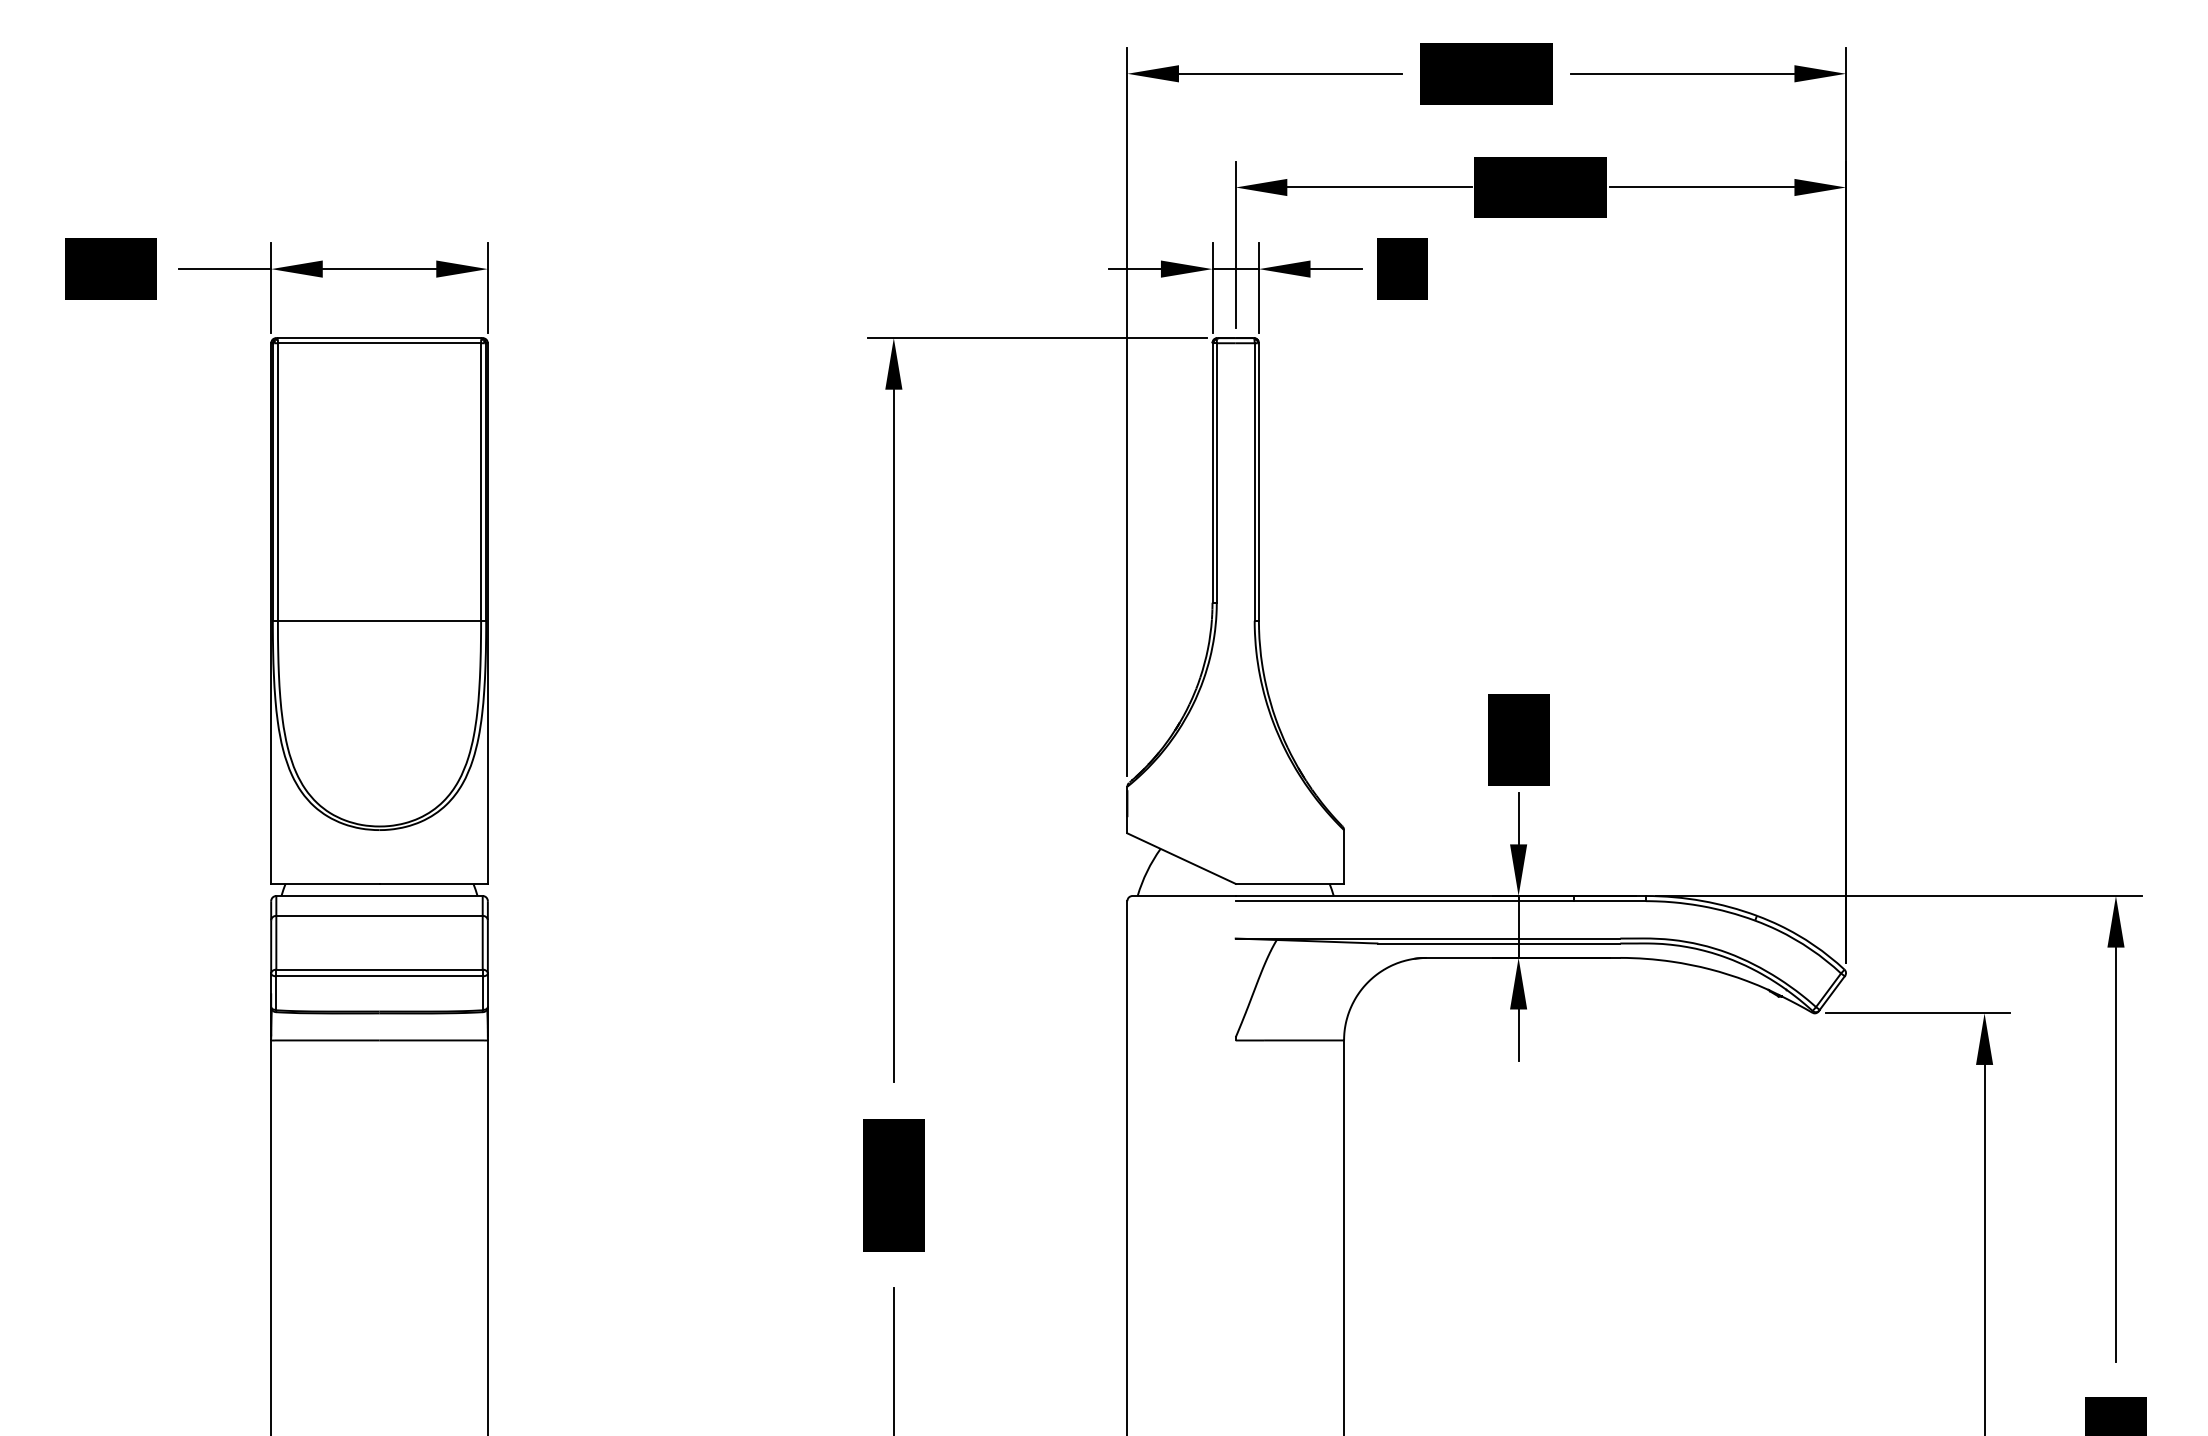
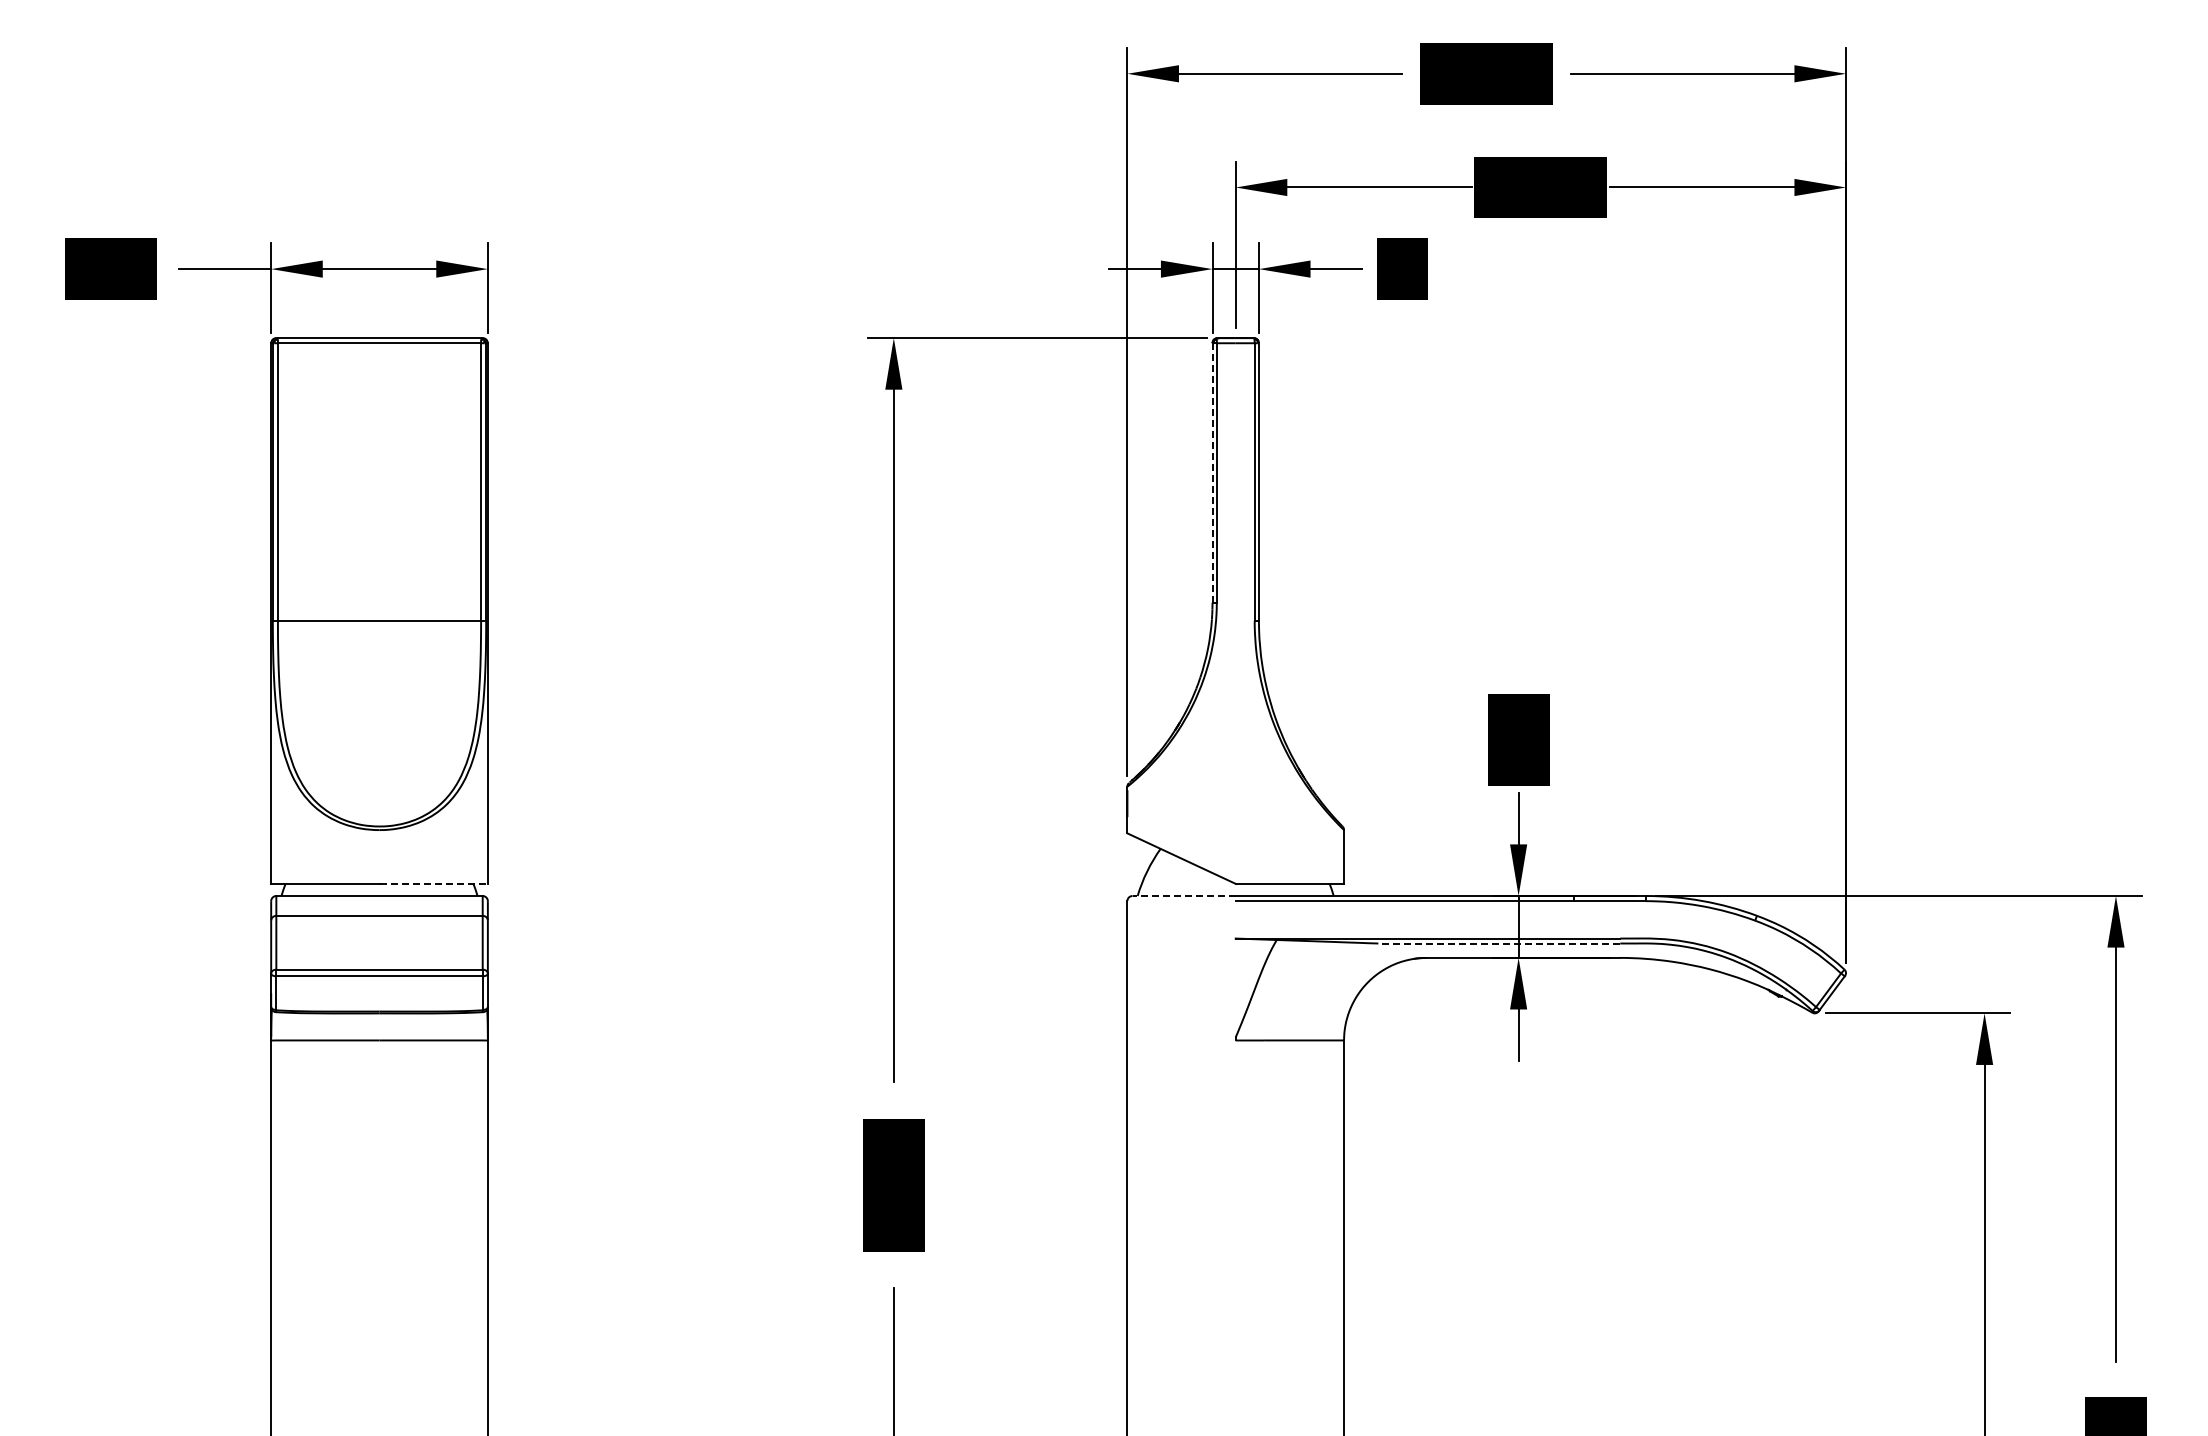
line: solid -> dashed (1212, 473)
line: solid -> dashed (434, 883)
line: solid -> dashed (1184, 895)
line: solid -> dashed (1499, 943)
